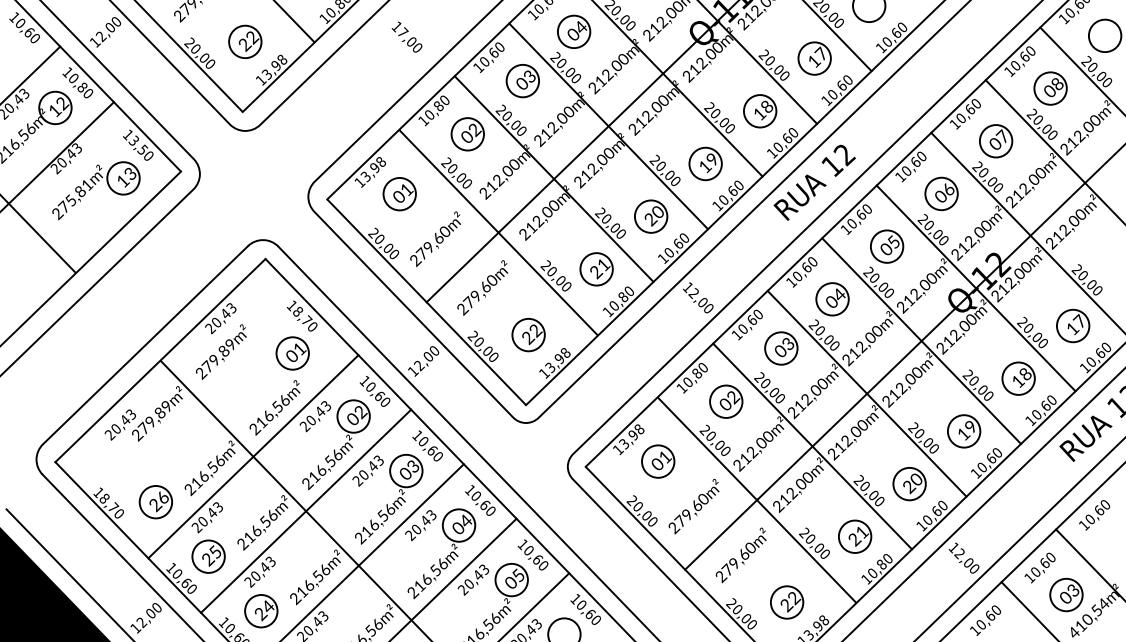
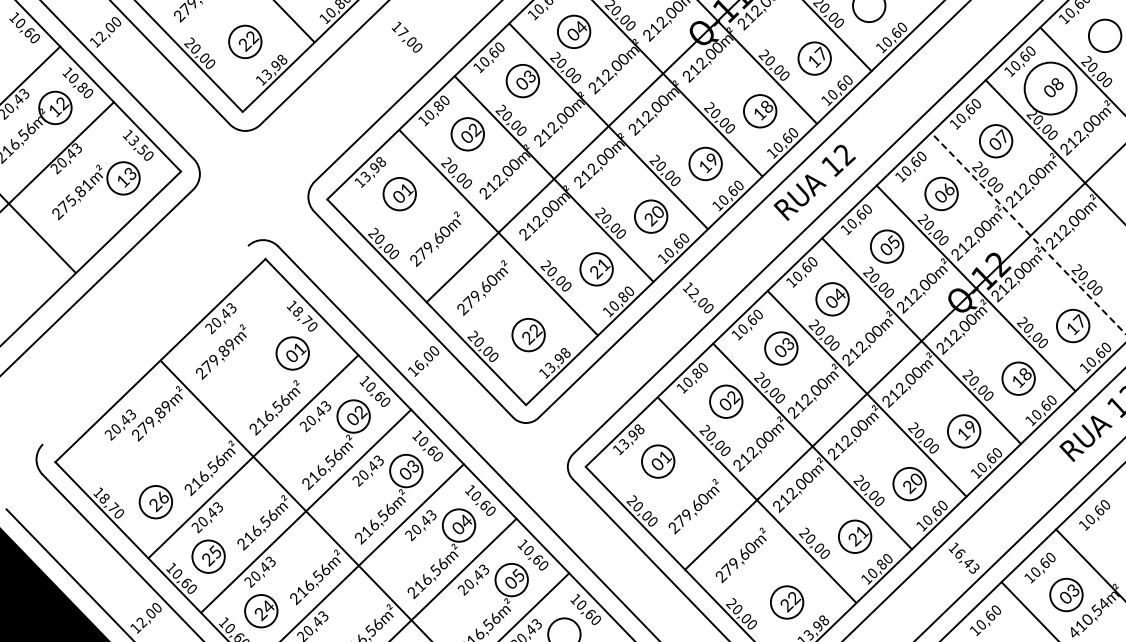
circle diameter: 32 px -> 52 px (1050, 88)
line: solid -> dashed (1028, 233)
line: present -> none (145, 345)
text: 12,00 -> 16,00 (418, 365)
text: 12,00 -> 16,43 (966, 560)
